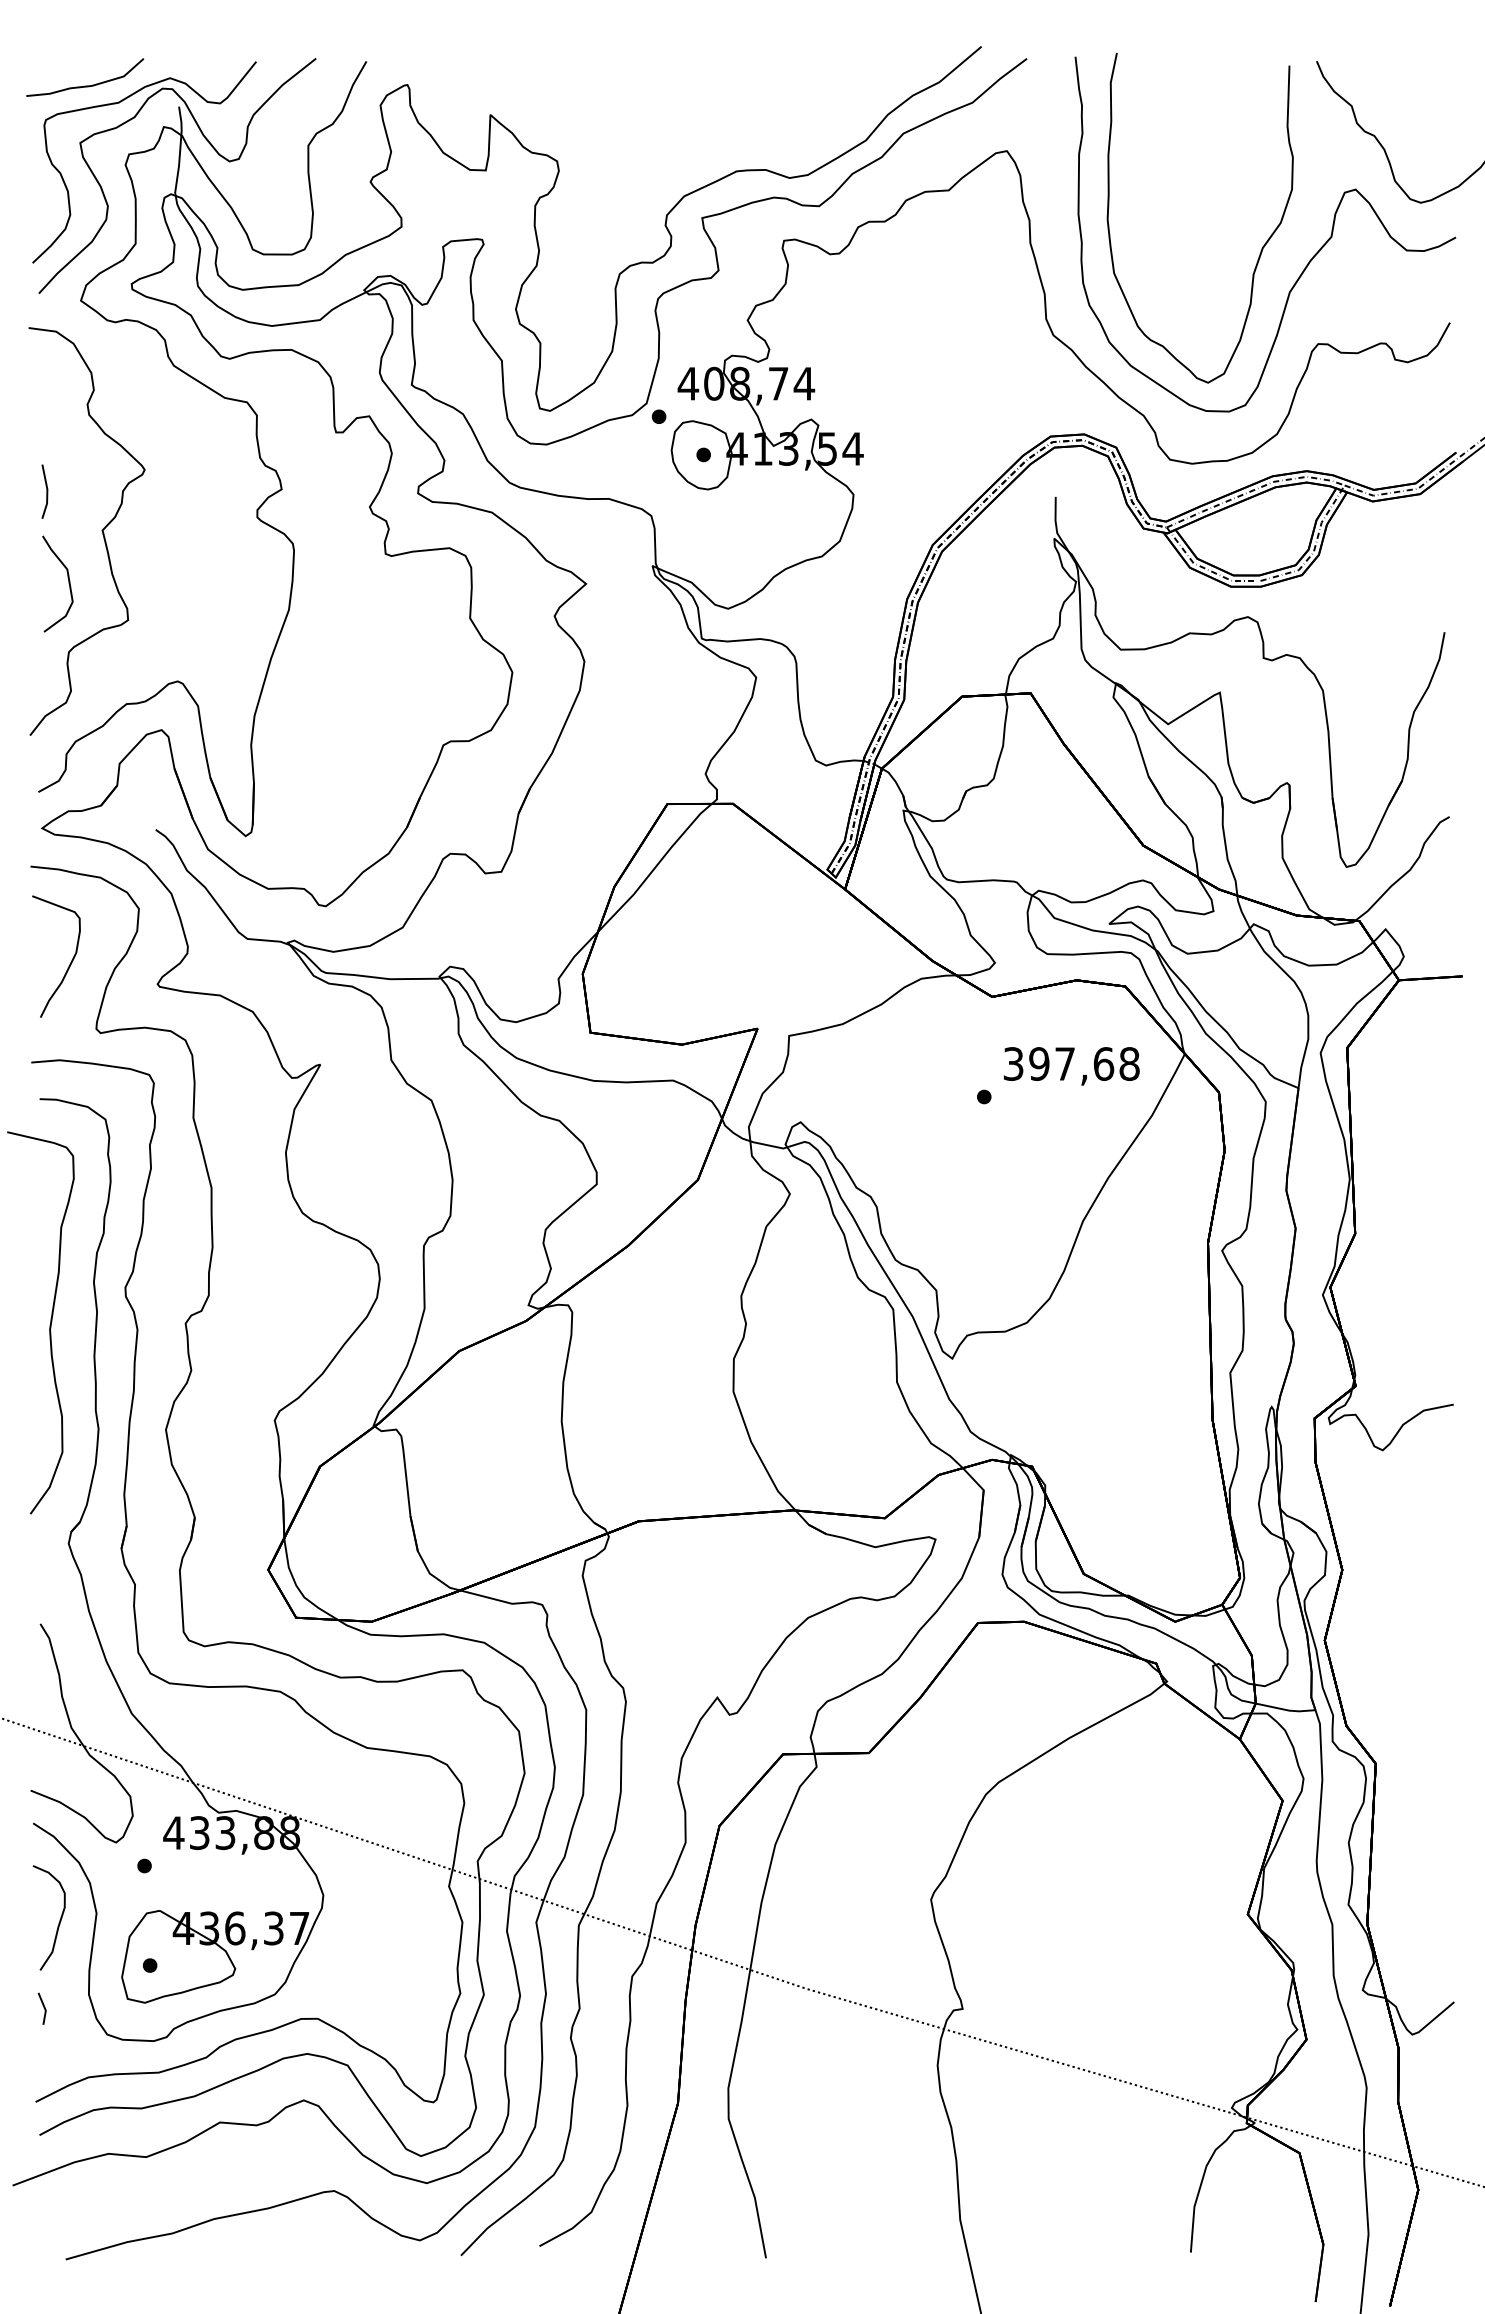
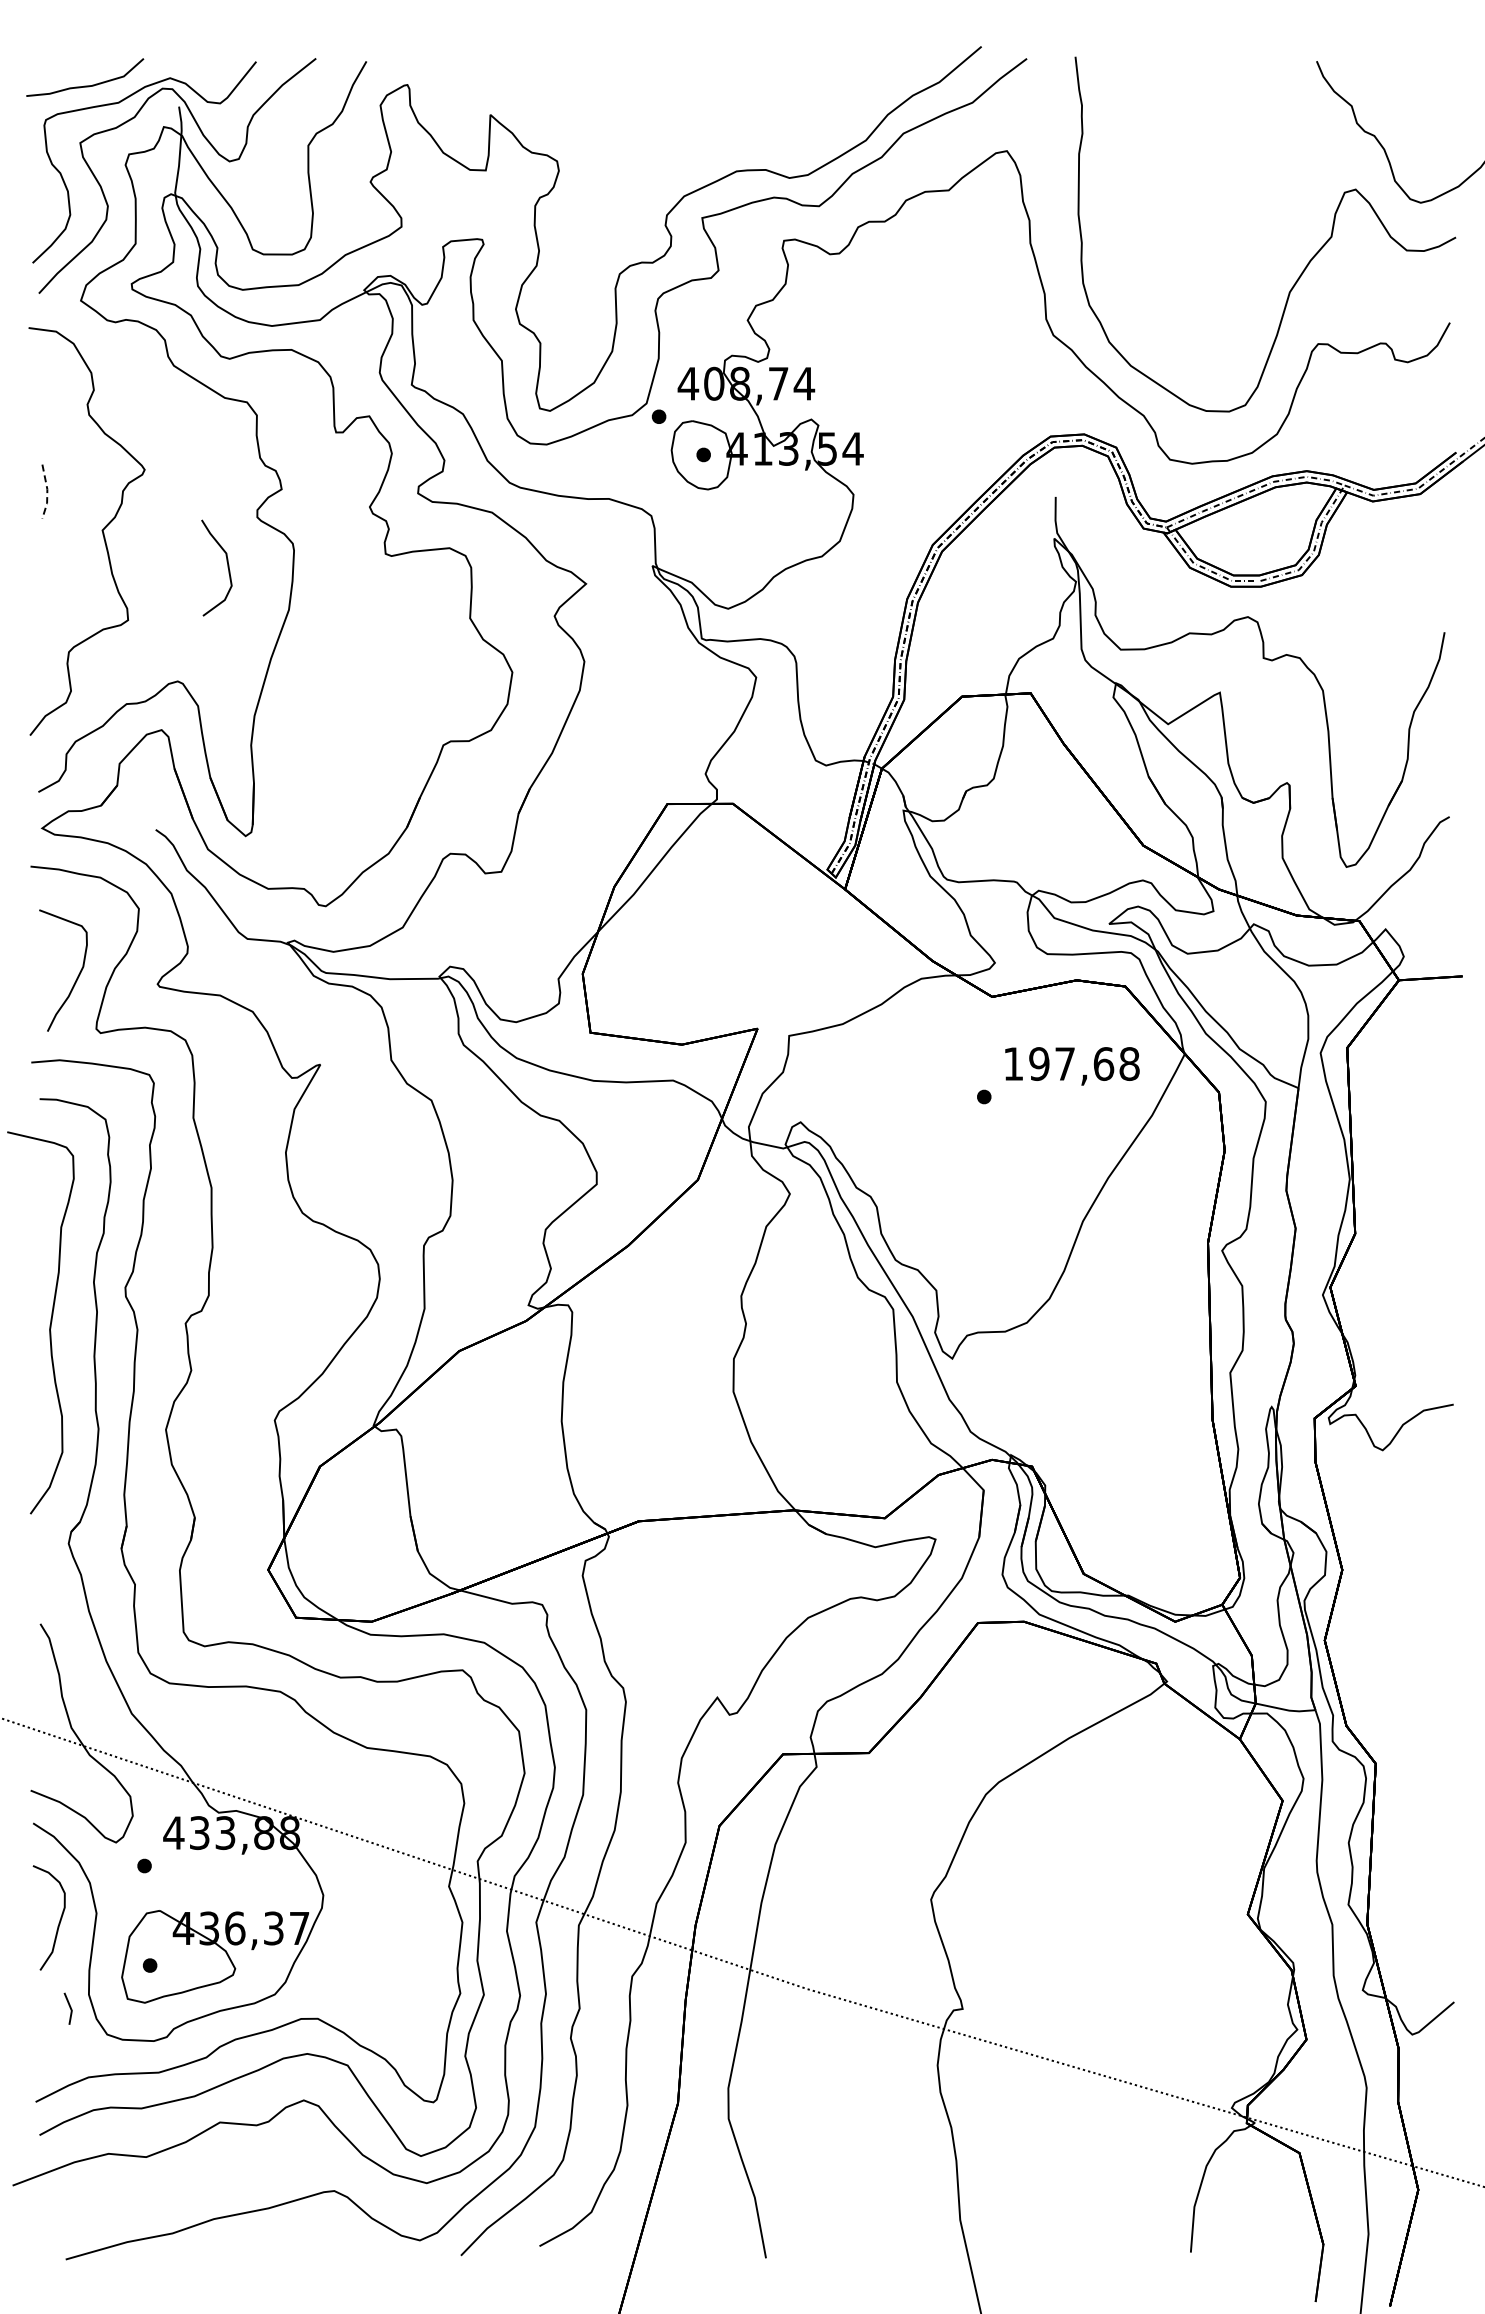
curve: present -> none (1261, 248)
line: solid -> dashed (47, 492)
curve position: (68, 583) -> (227, 567) (227, 567)
curve position: (70, 962) -> (77, 976) (77, 976)
text: 397,68 -> 197,68 (1013, 1063)
line position: (43, 2007) -> (69, 2007) (69, 2007)
